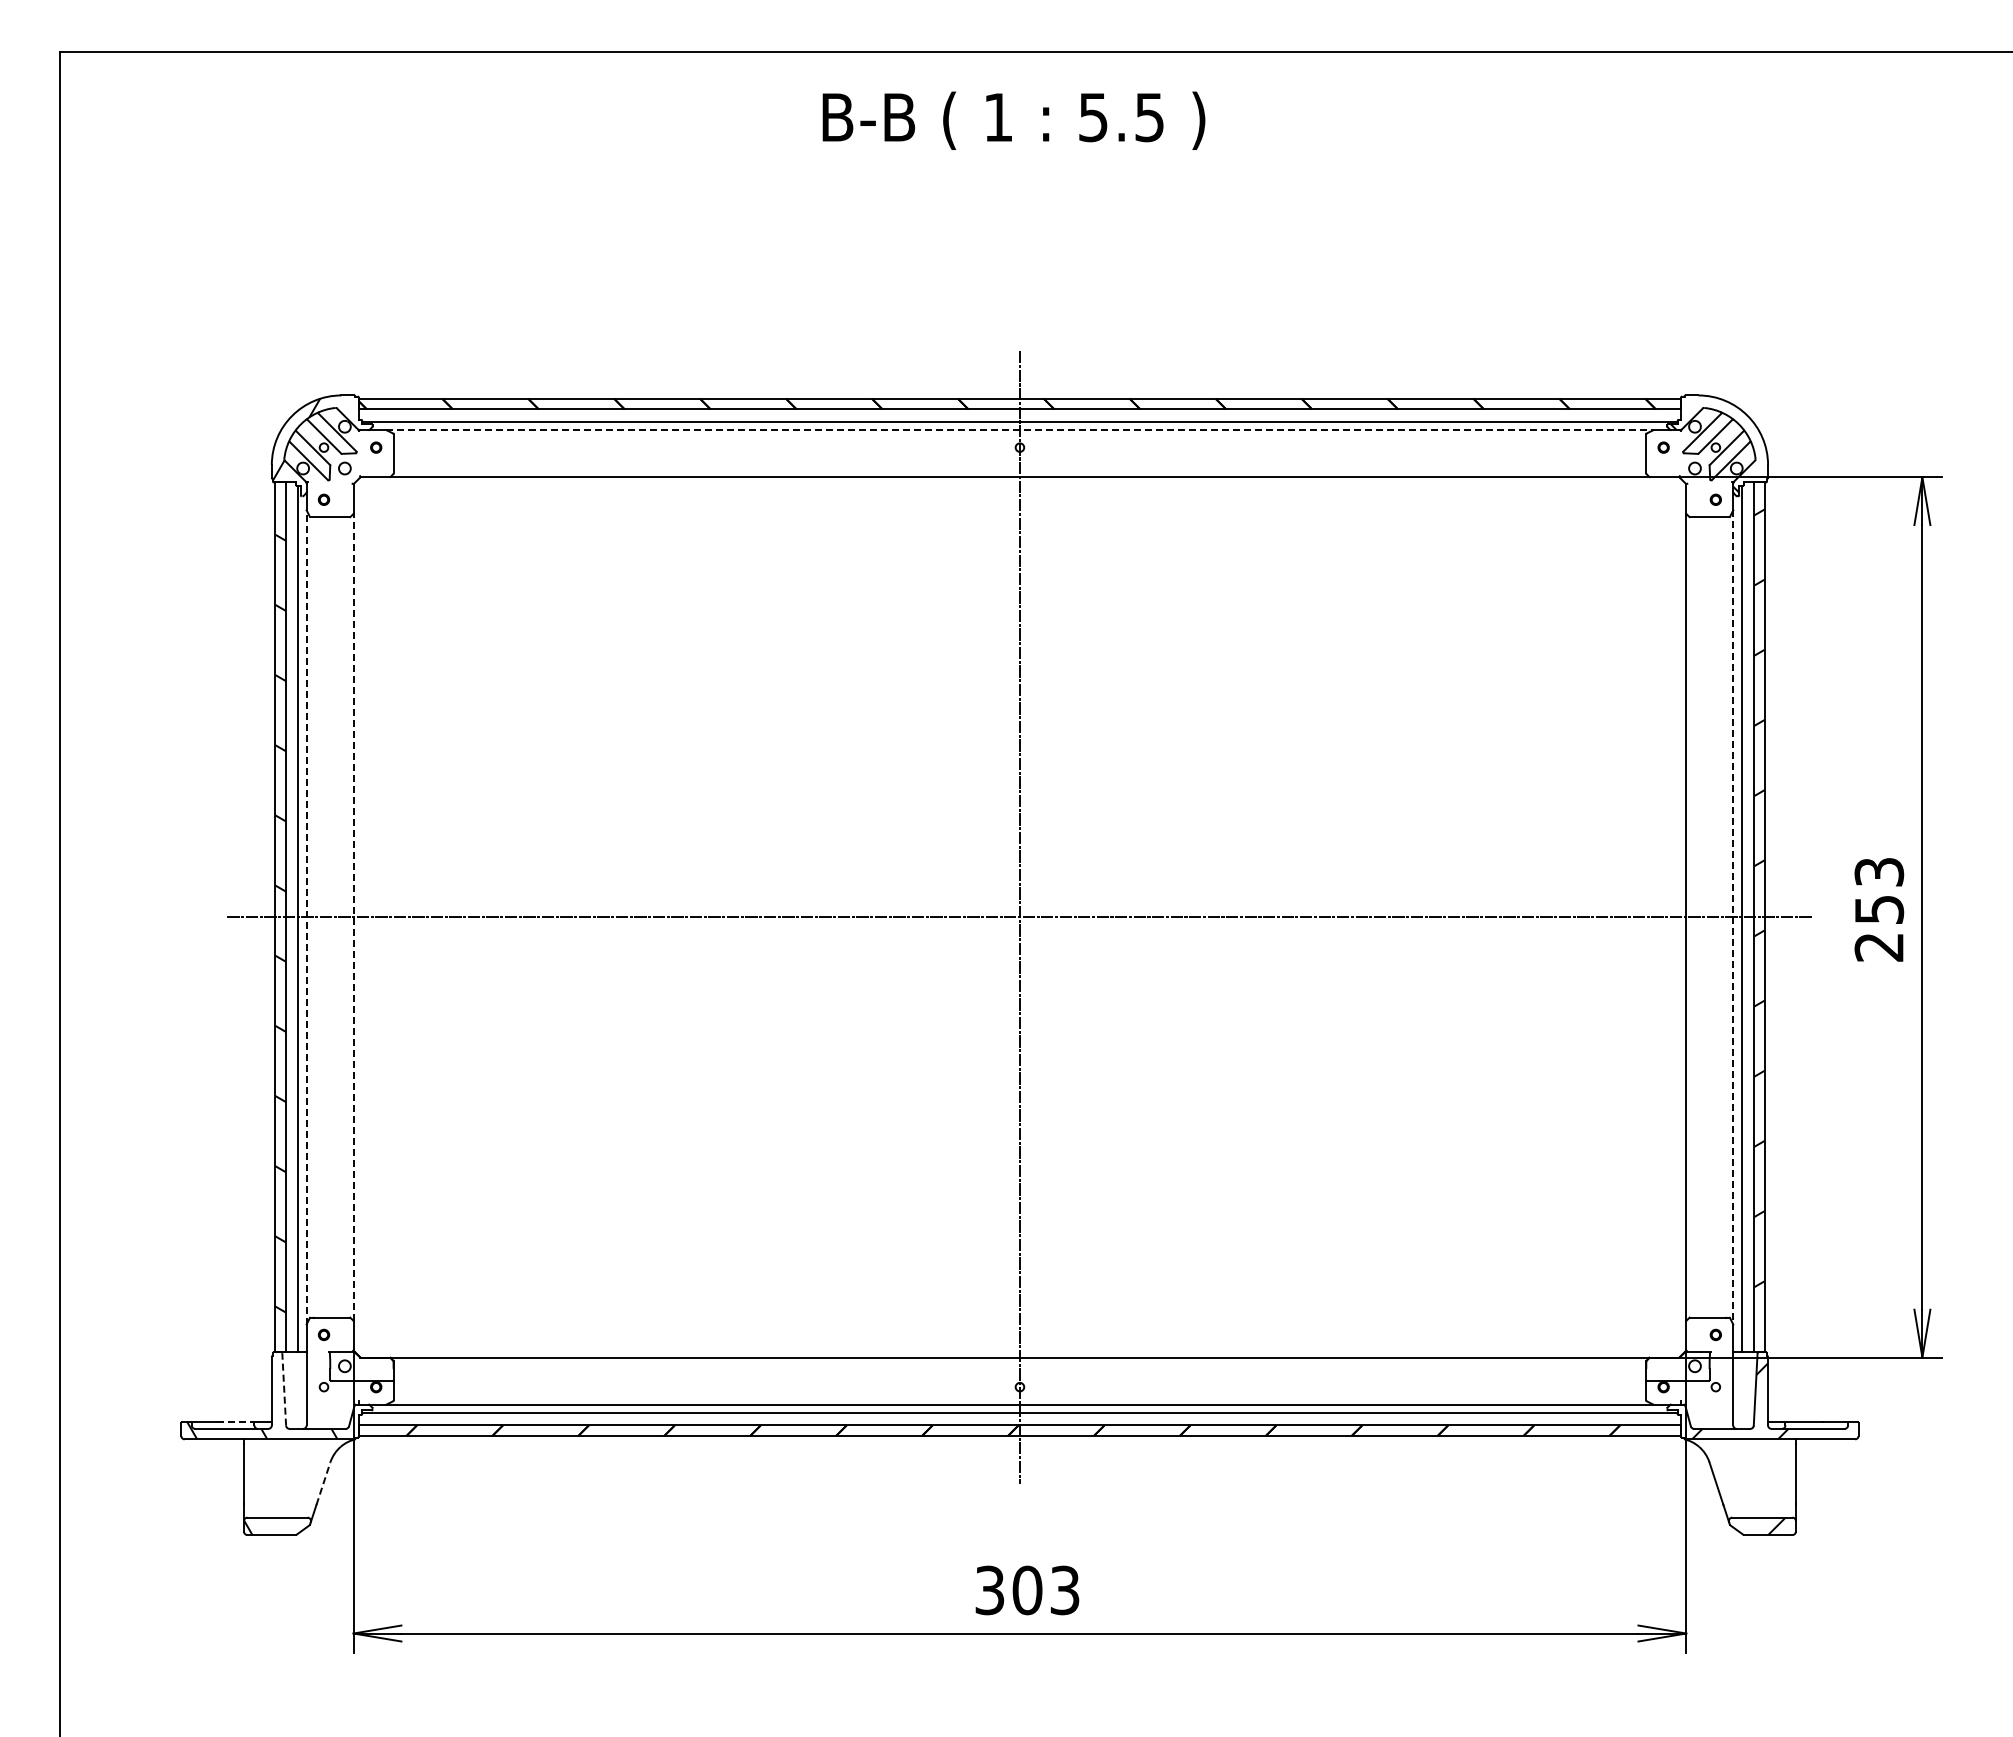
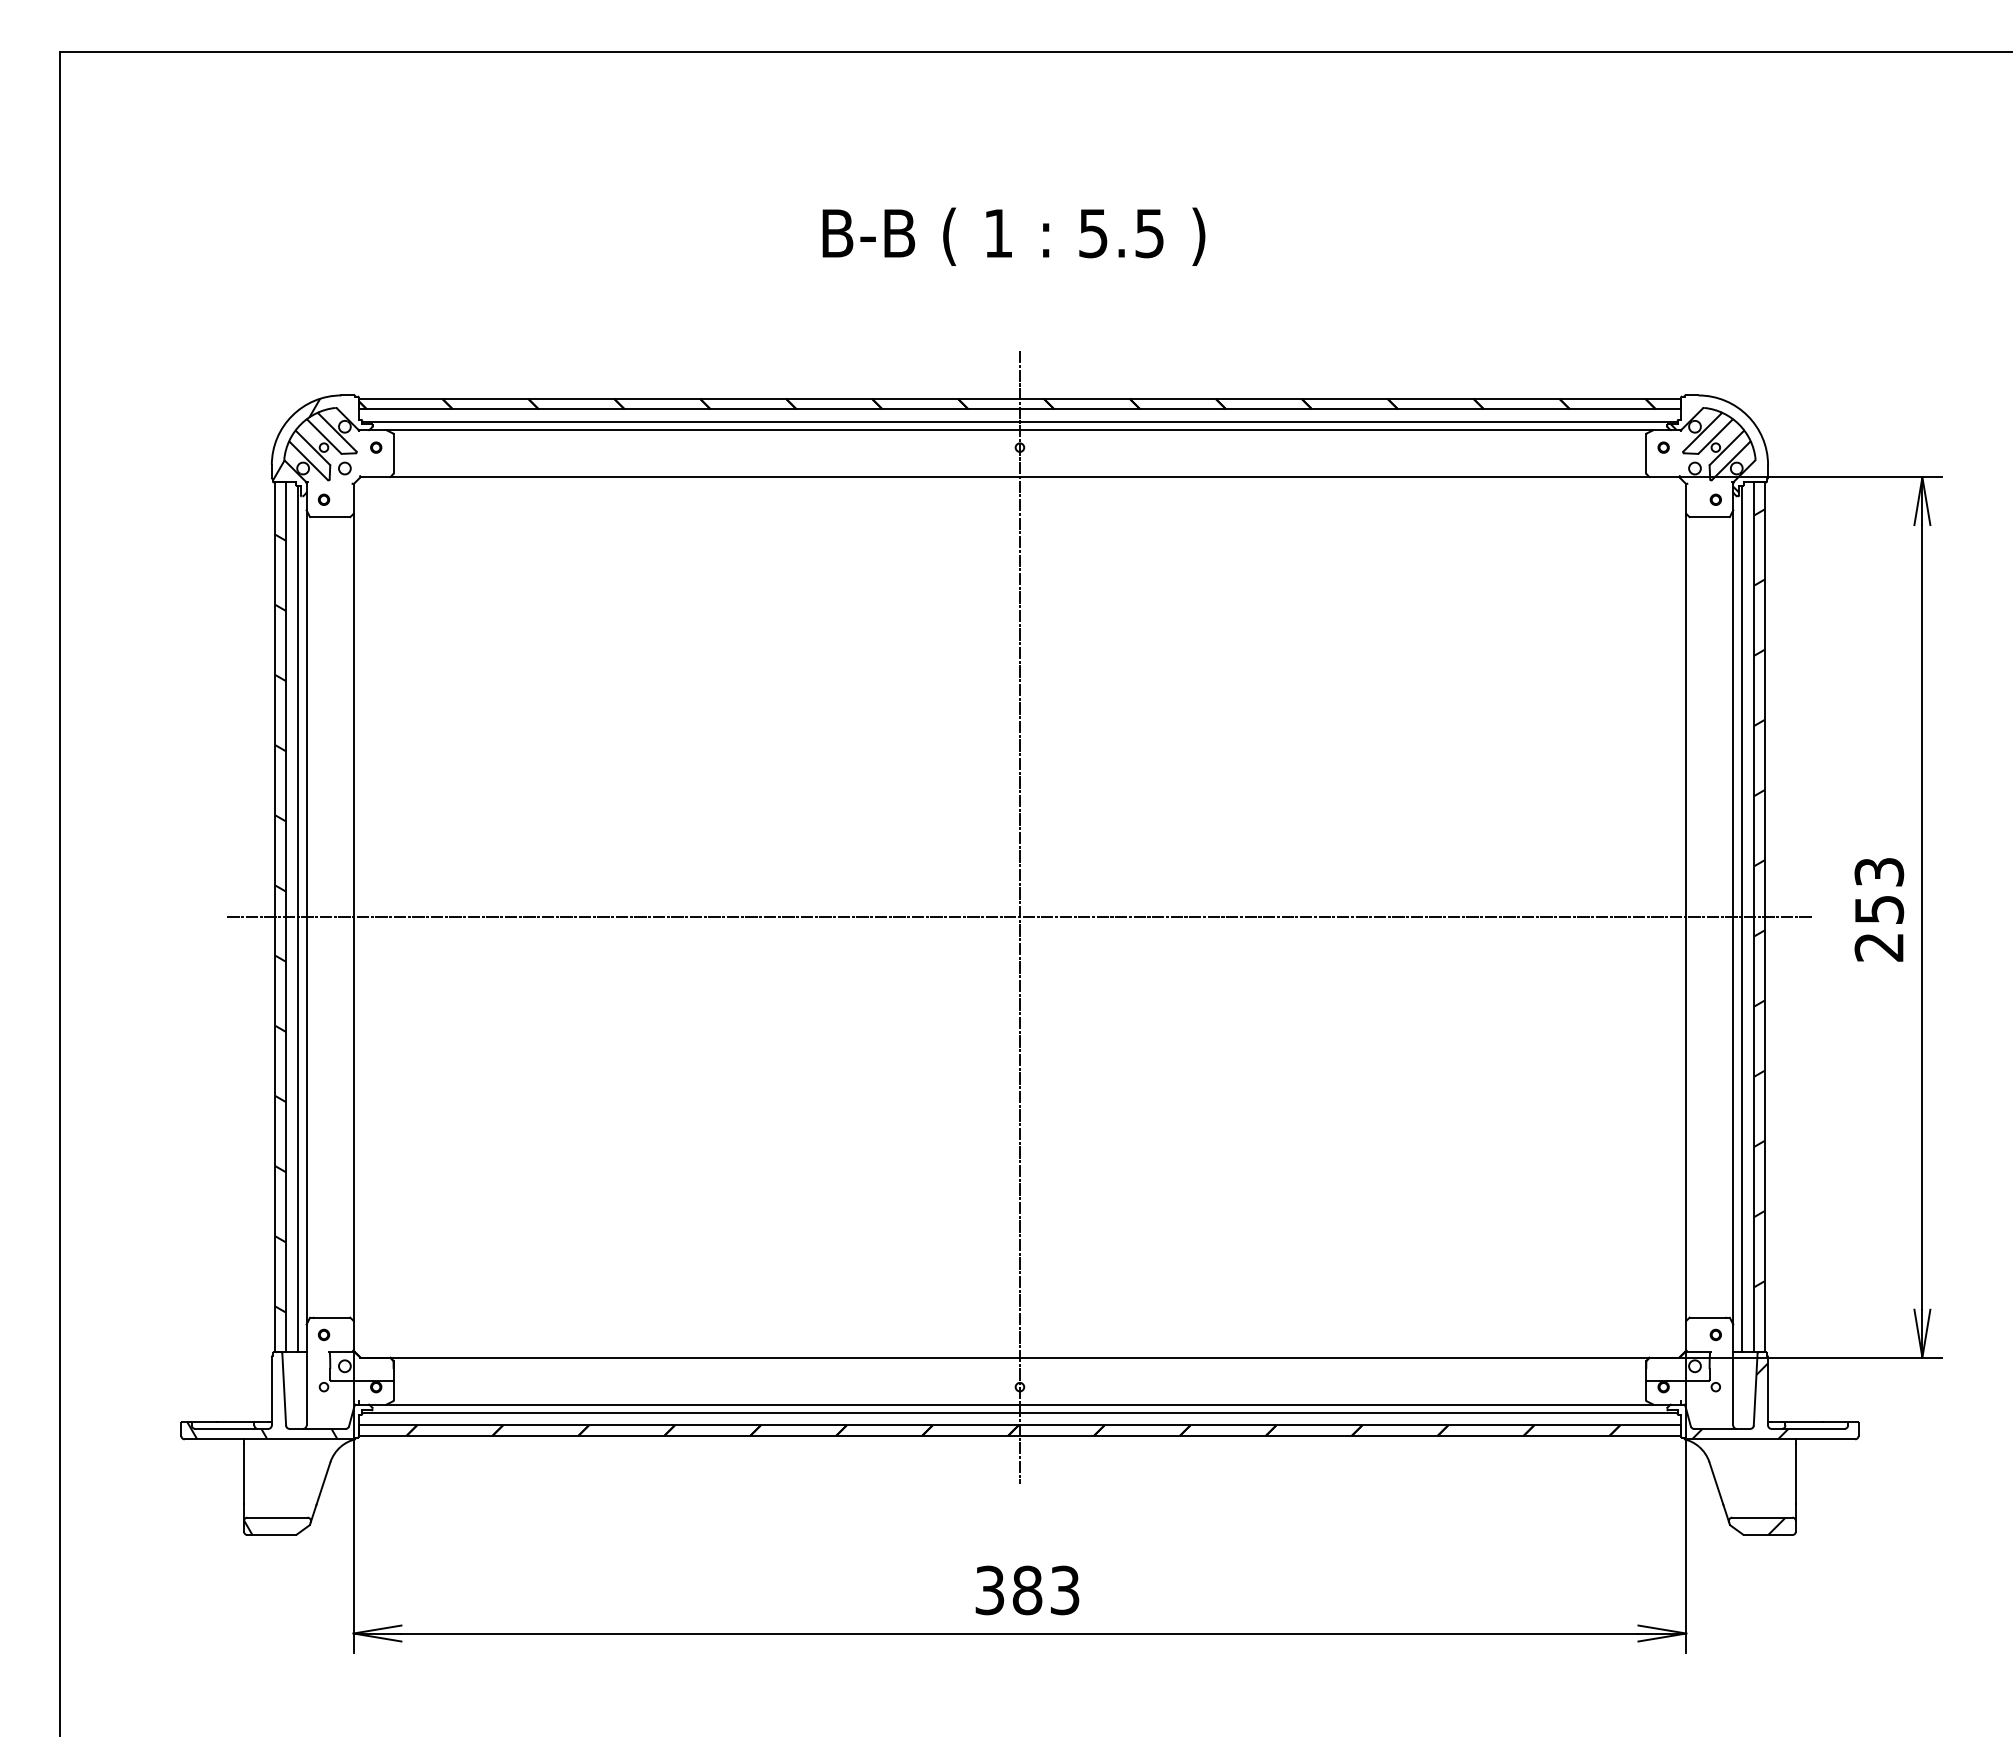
text position: (1013, 120) -> (1013, 236) (1013, 236)
line: dashed -> solid (1019, 430)
line: dashed -> solid (306, 916)
line: dashed -> solid (353, 917)
line: dashed -> solid (1733, 917)
line: dashed -> solid (284, 1388)
line: dashed -> solid (235, 1421)
line: dashed -> solid (323, 1483)
text: 303 -> 383 (1027, 1589)
